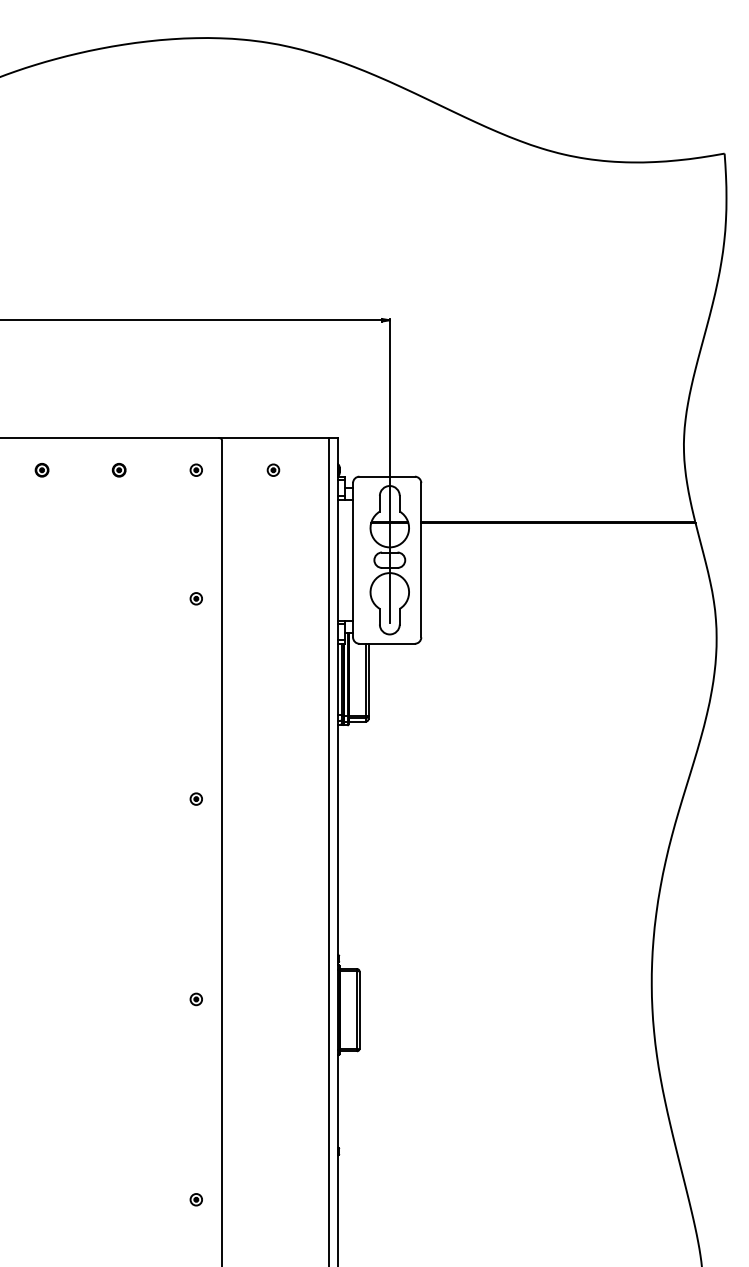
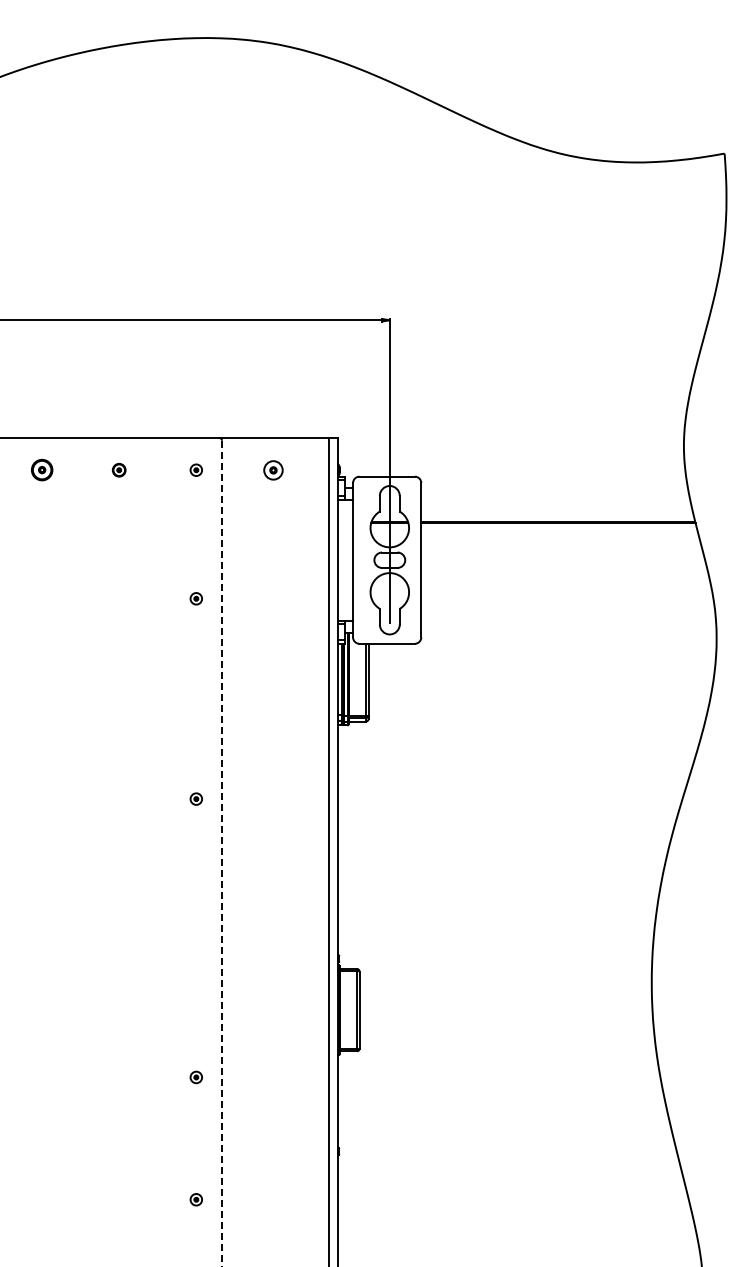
part size: 15x14 px -> 21x21 px (273, 470)
part size: 16x15 px -> 23x24 px (42, 469)
line: solid -> dashed (222, 853)
part position: (195, 999) -> (195, 1077) (195, 1077)
